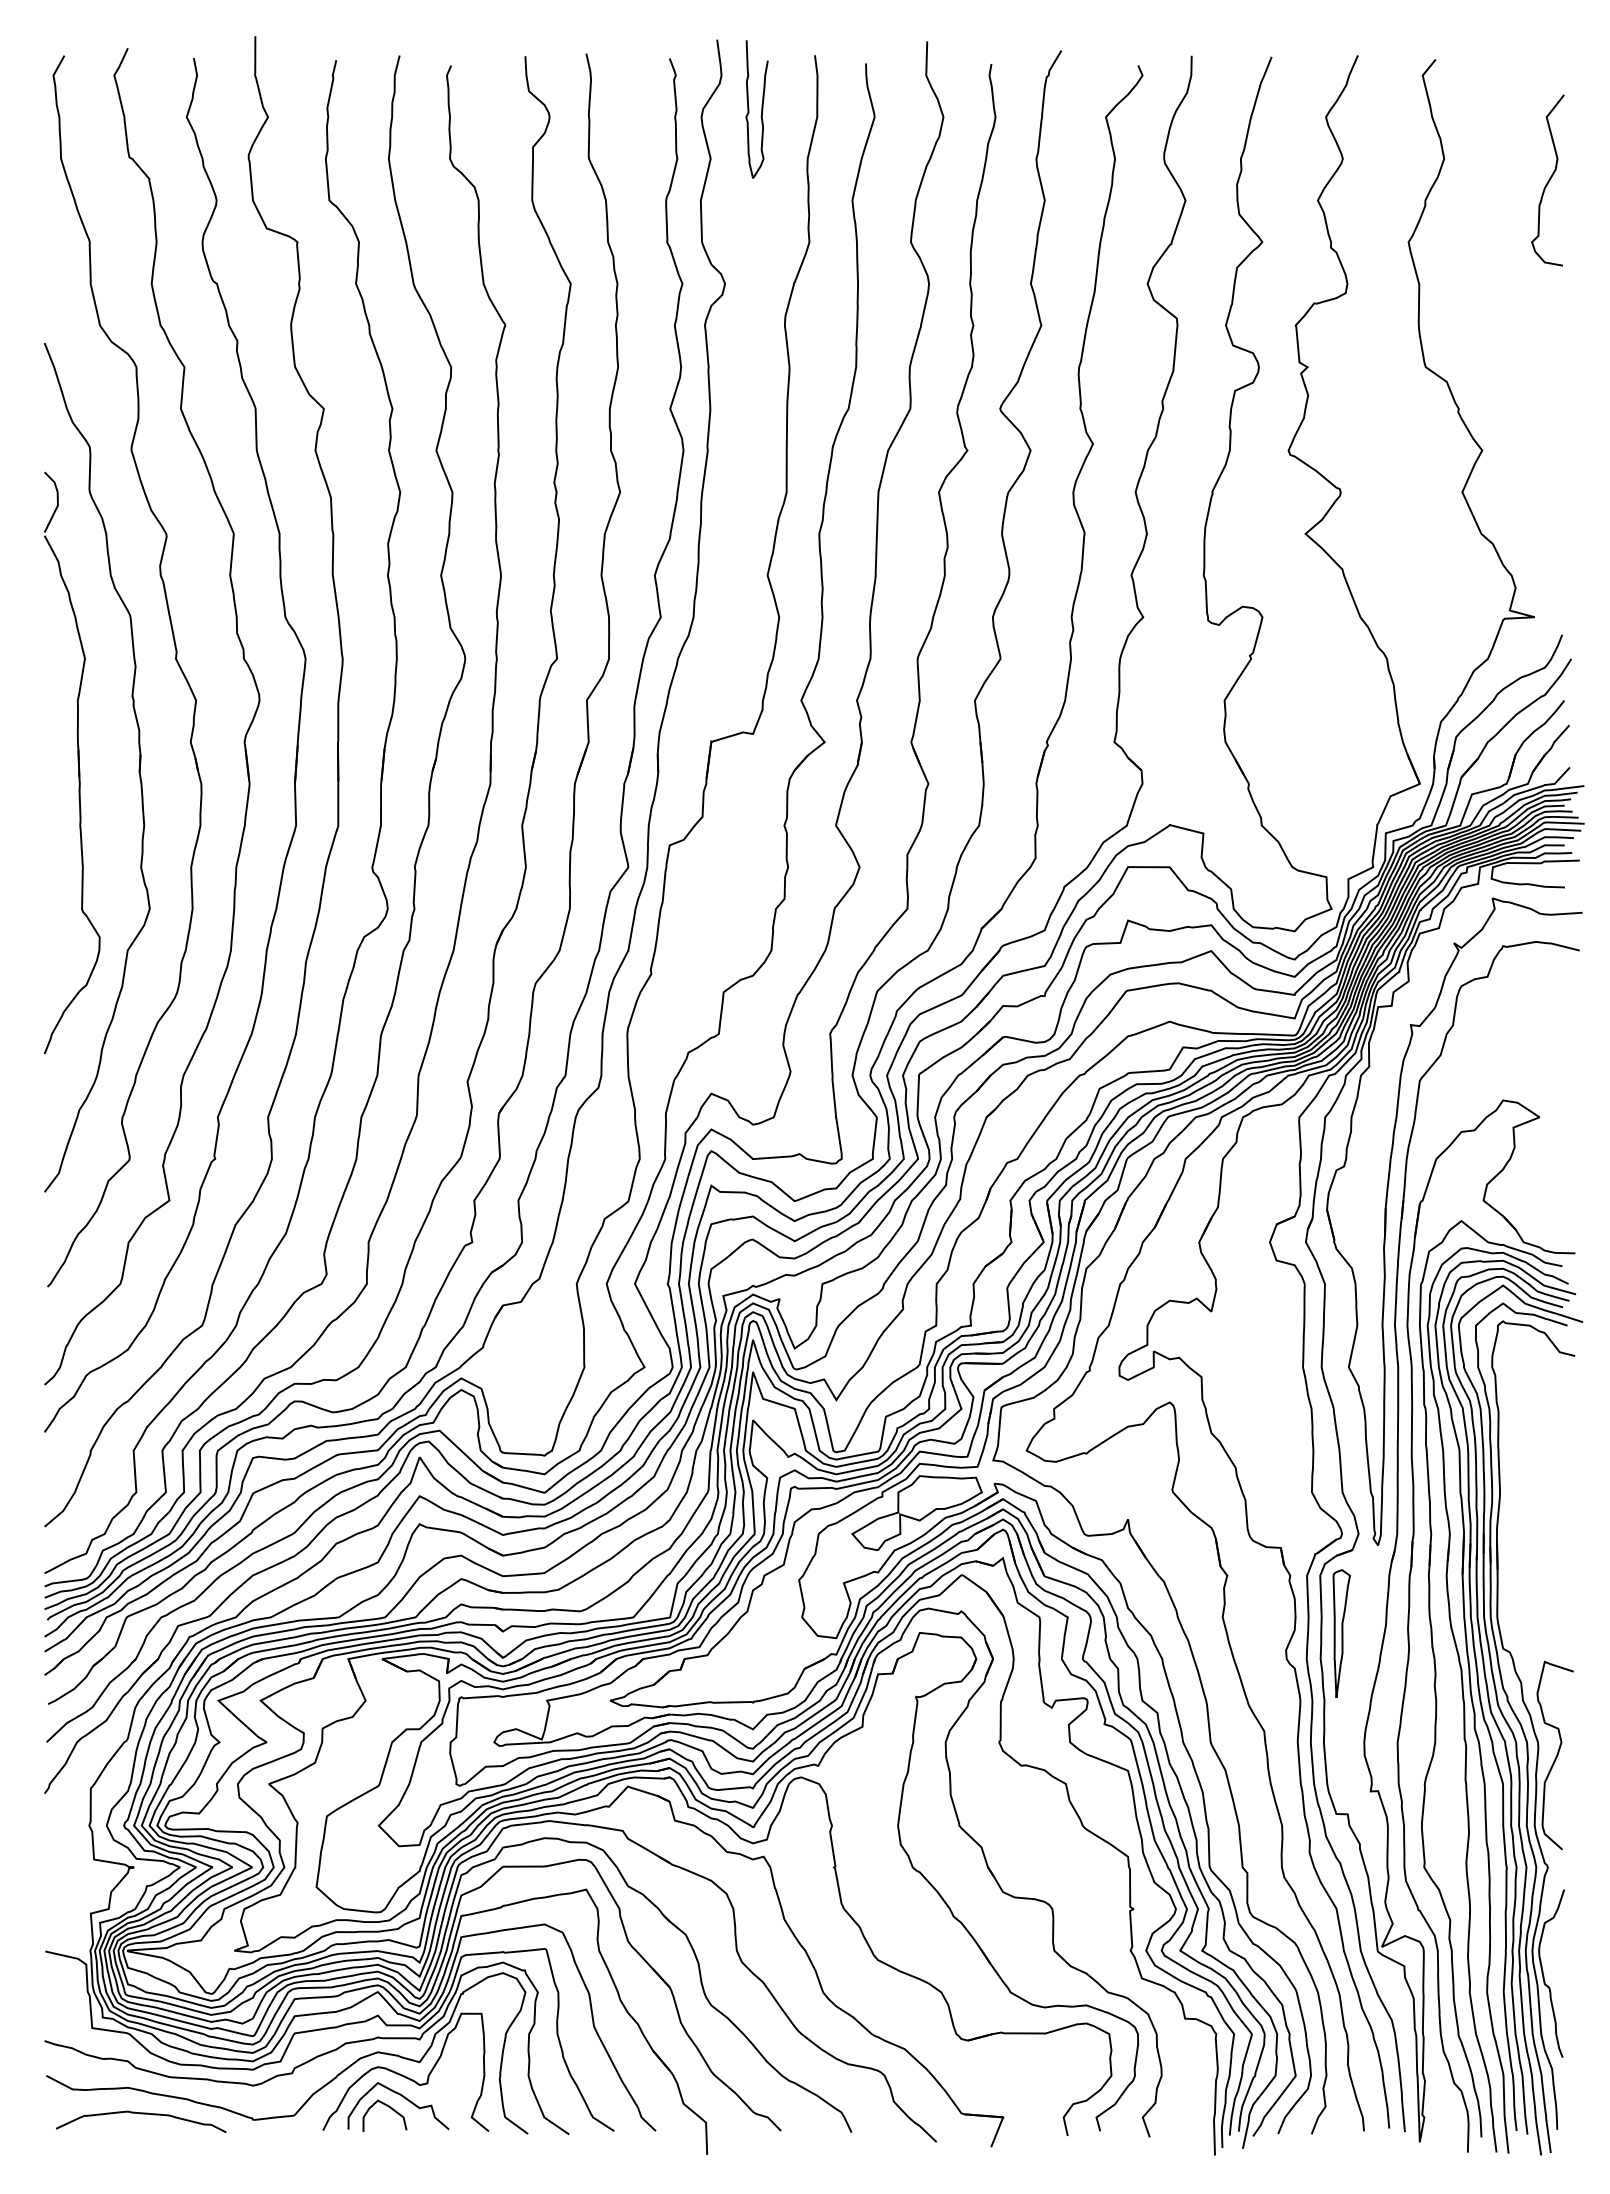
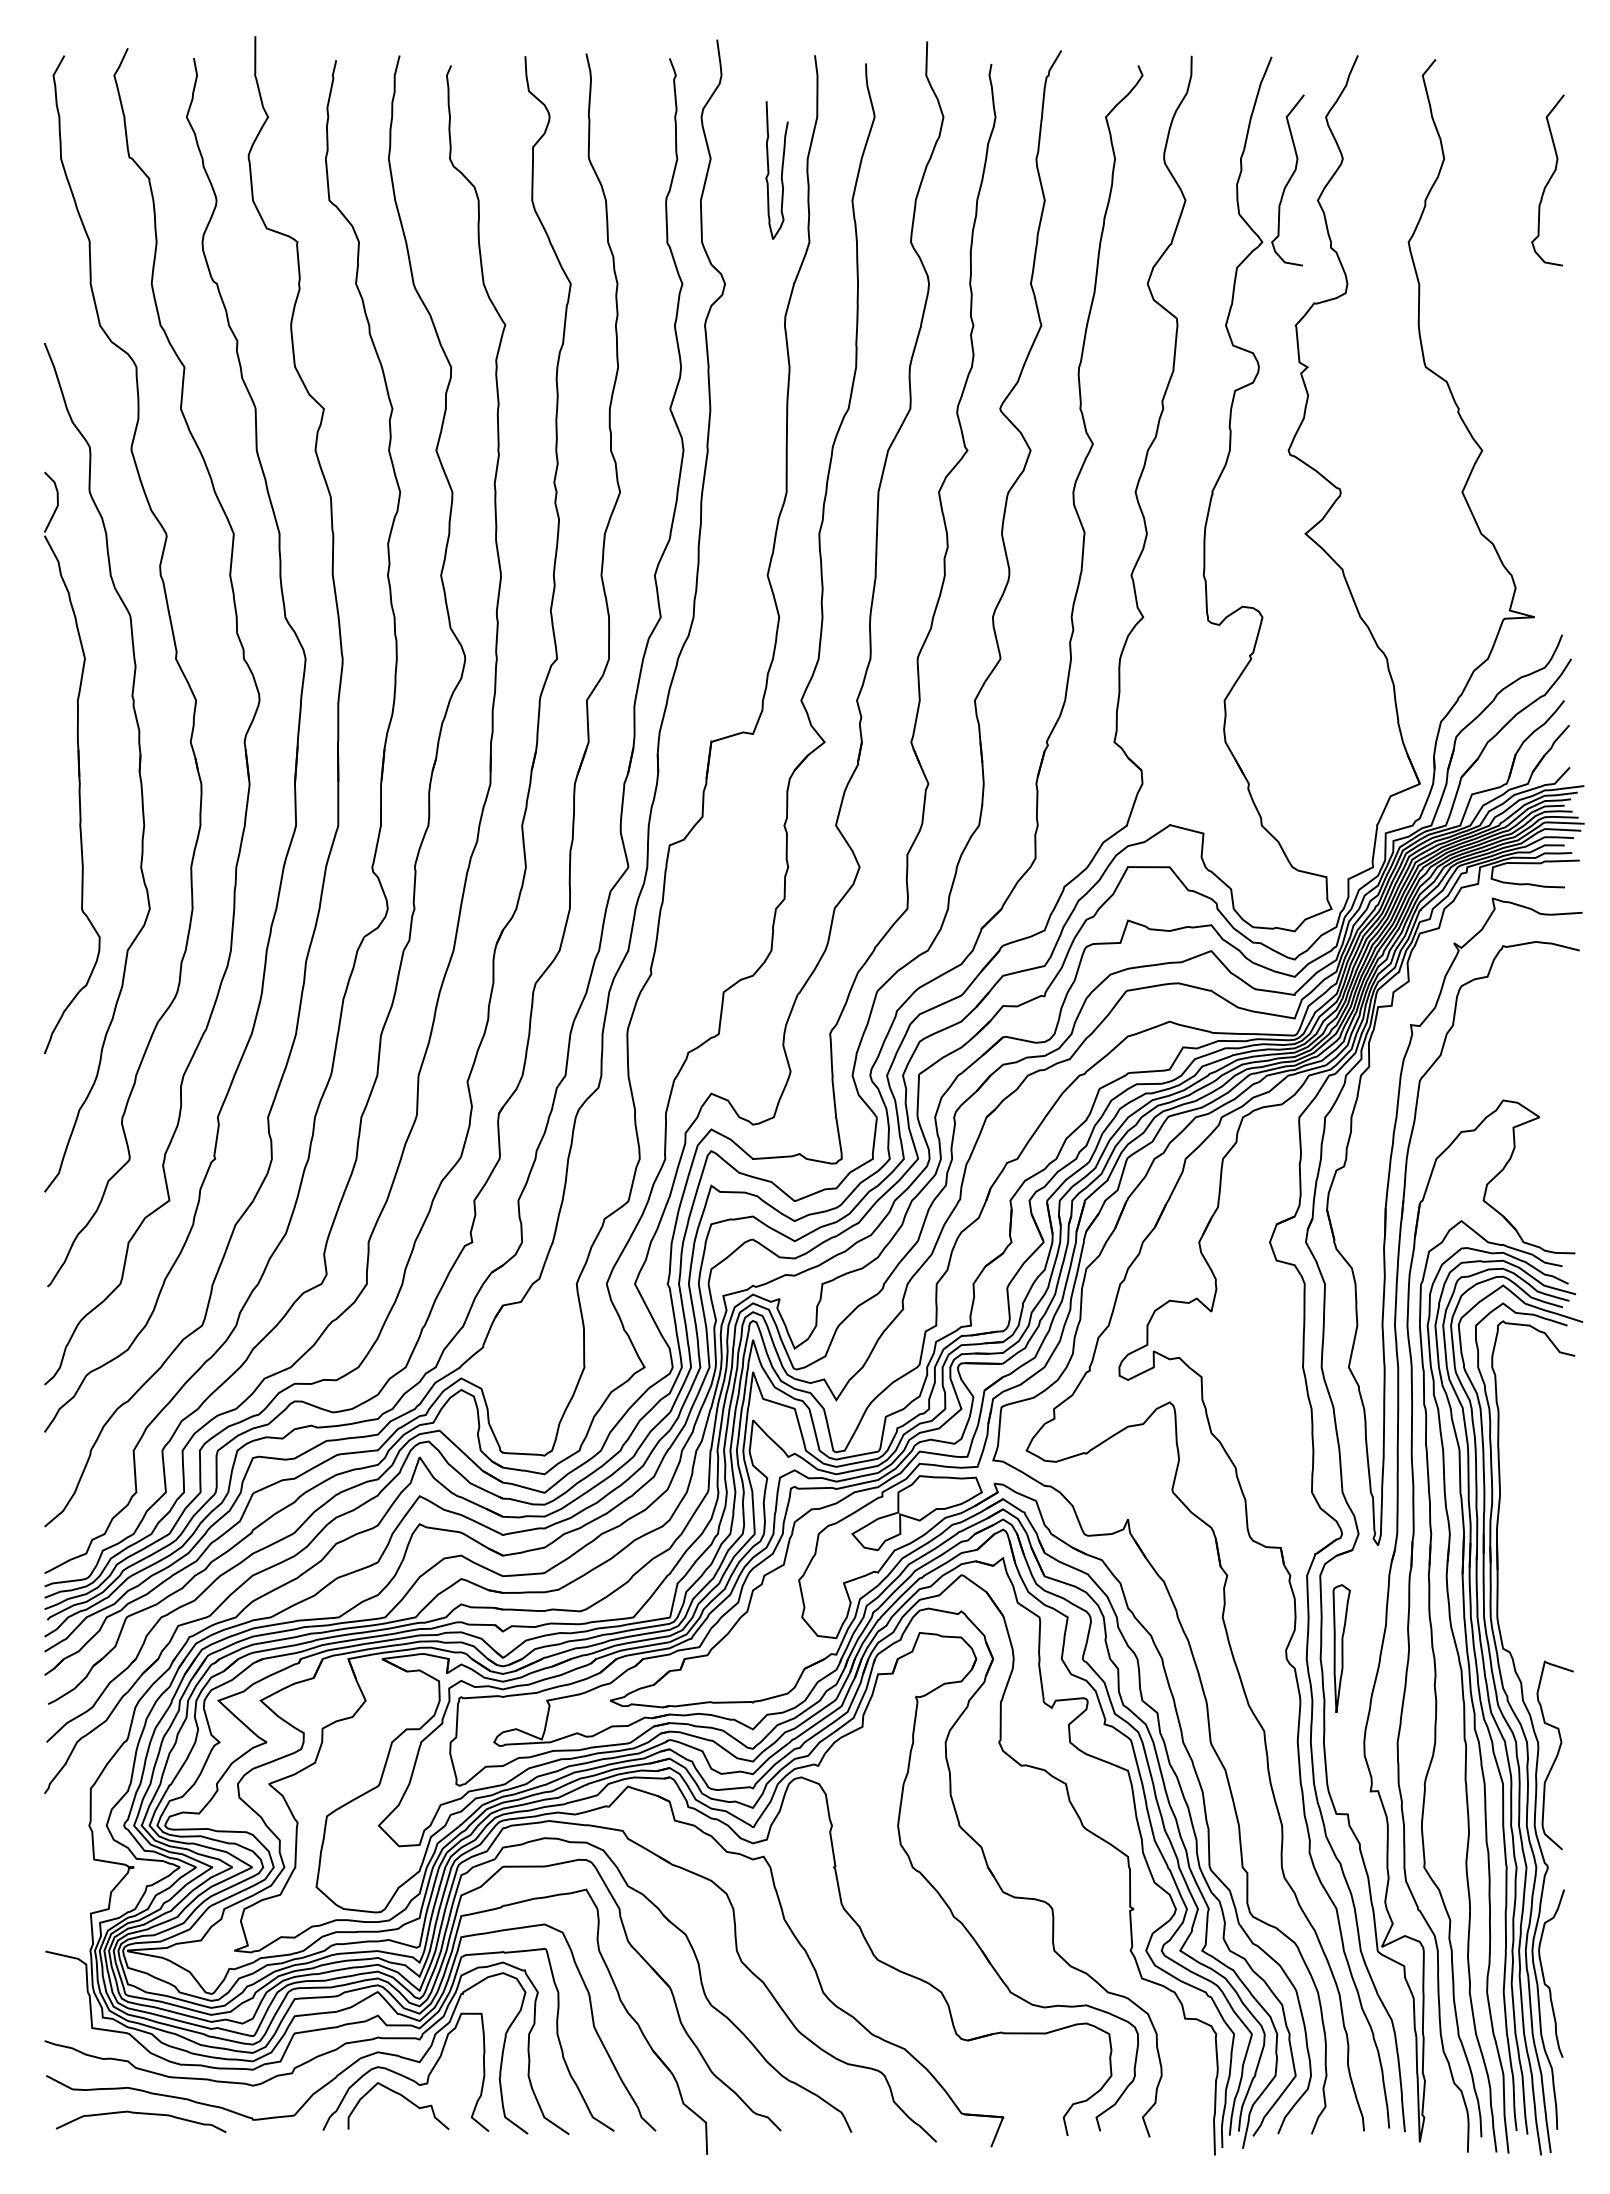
curve position: (761, 109) -> (781, 170) (781, 170)
curve: none -> present (1288, 180)
part position: (1341, 1633) -> (1341, 1648) (1341, 1648)
curve: present -> none (388, 2107)
